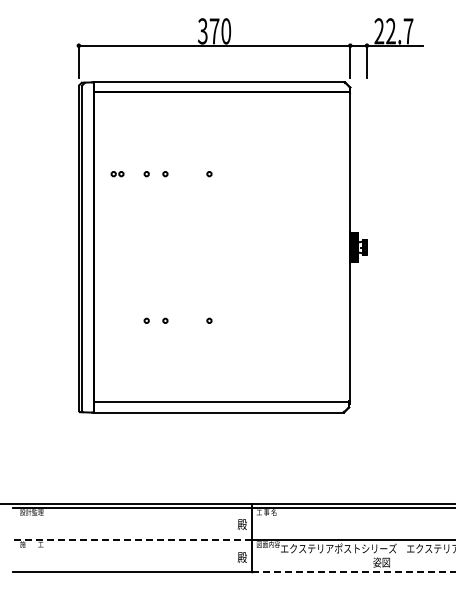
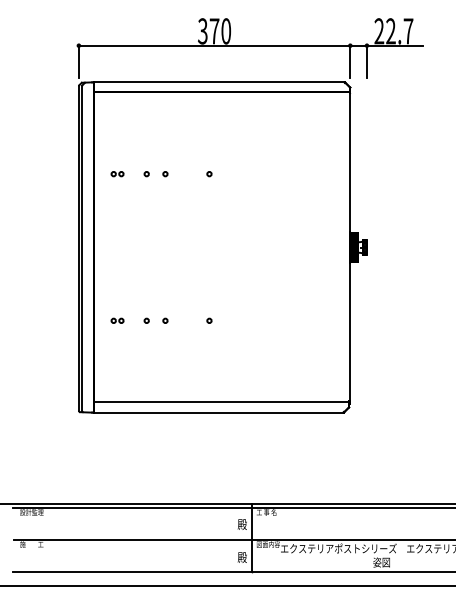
part: none -> present (117, 320)
line: dashed -> solid (133, 540)
line: dashed -> solid (353, 572)
line: none -> present (227, 585)
